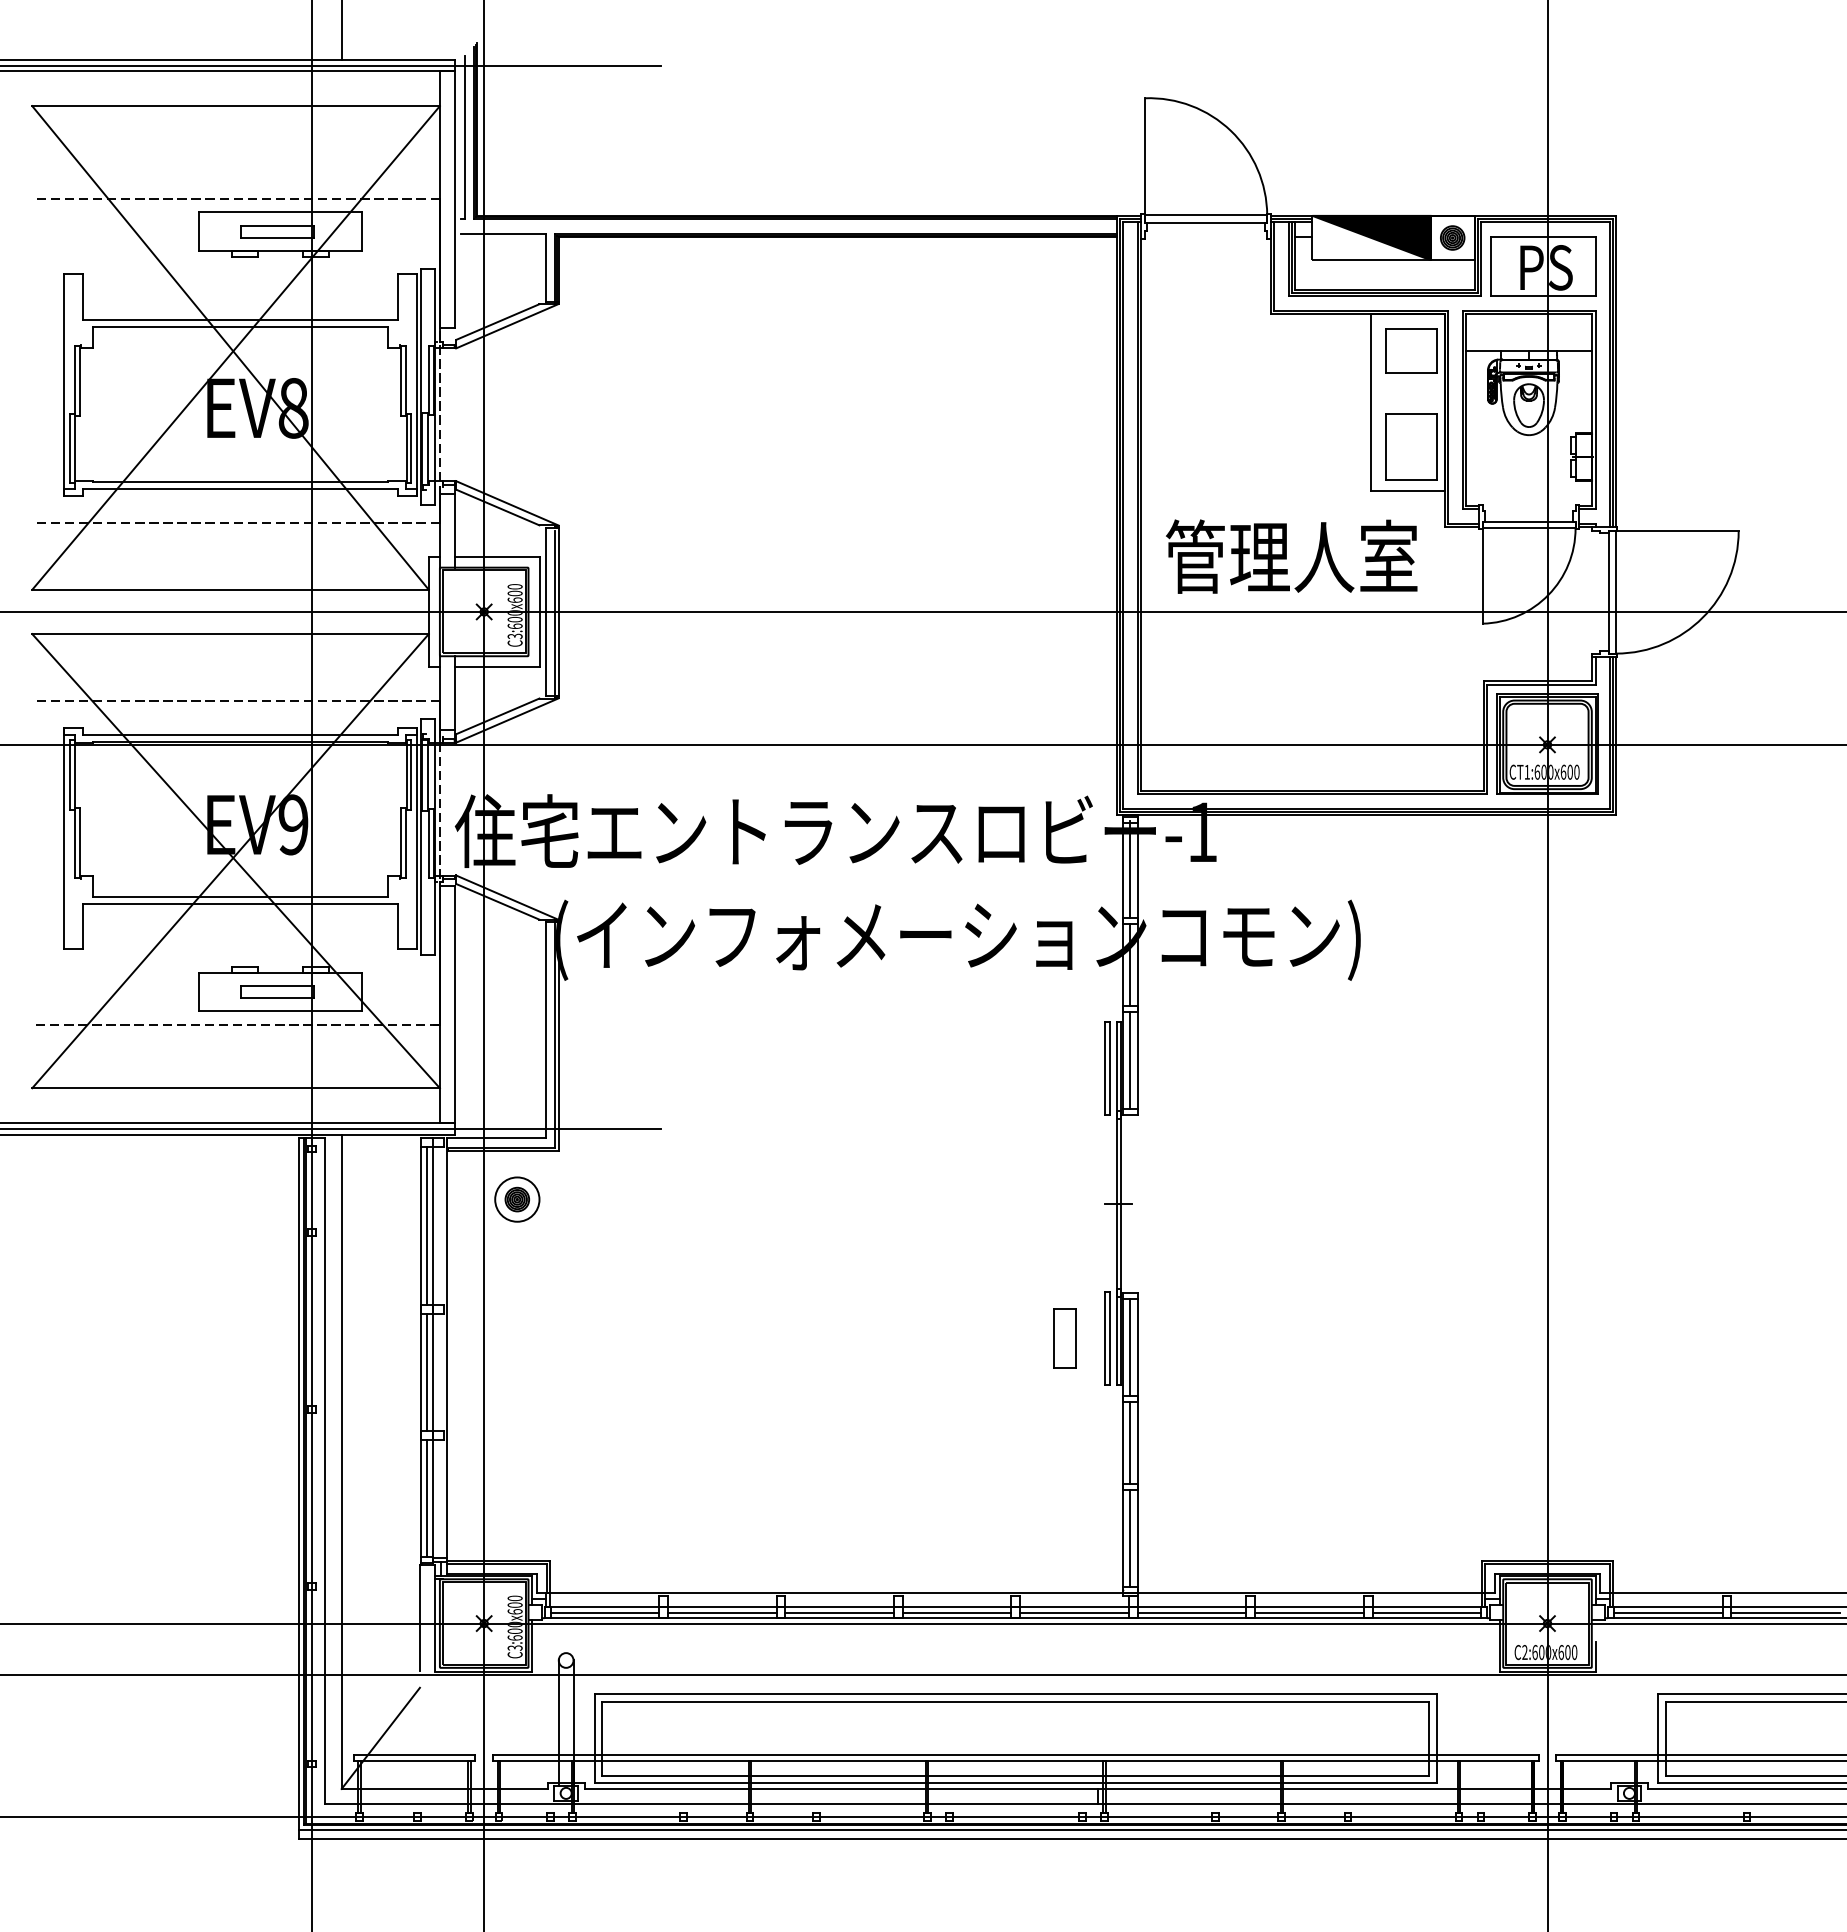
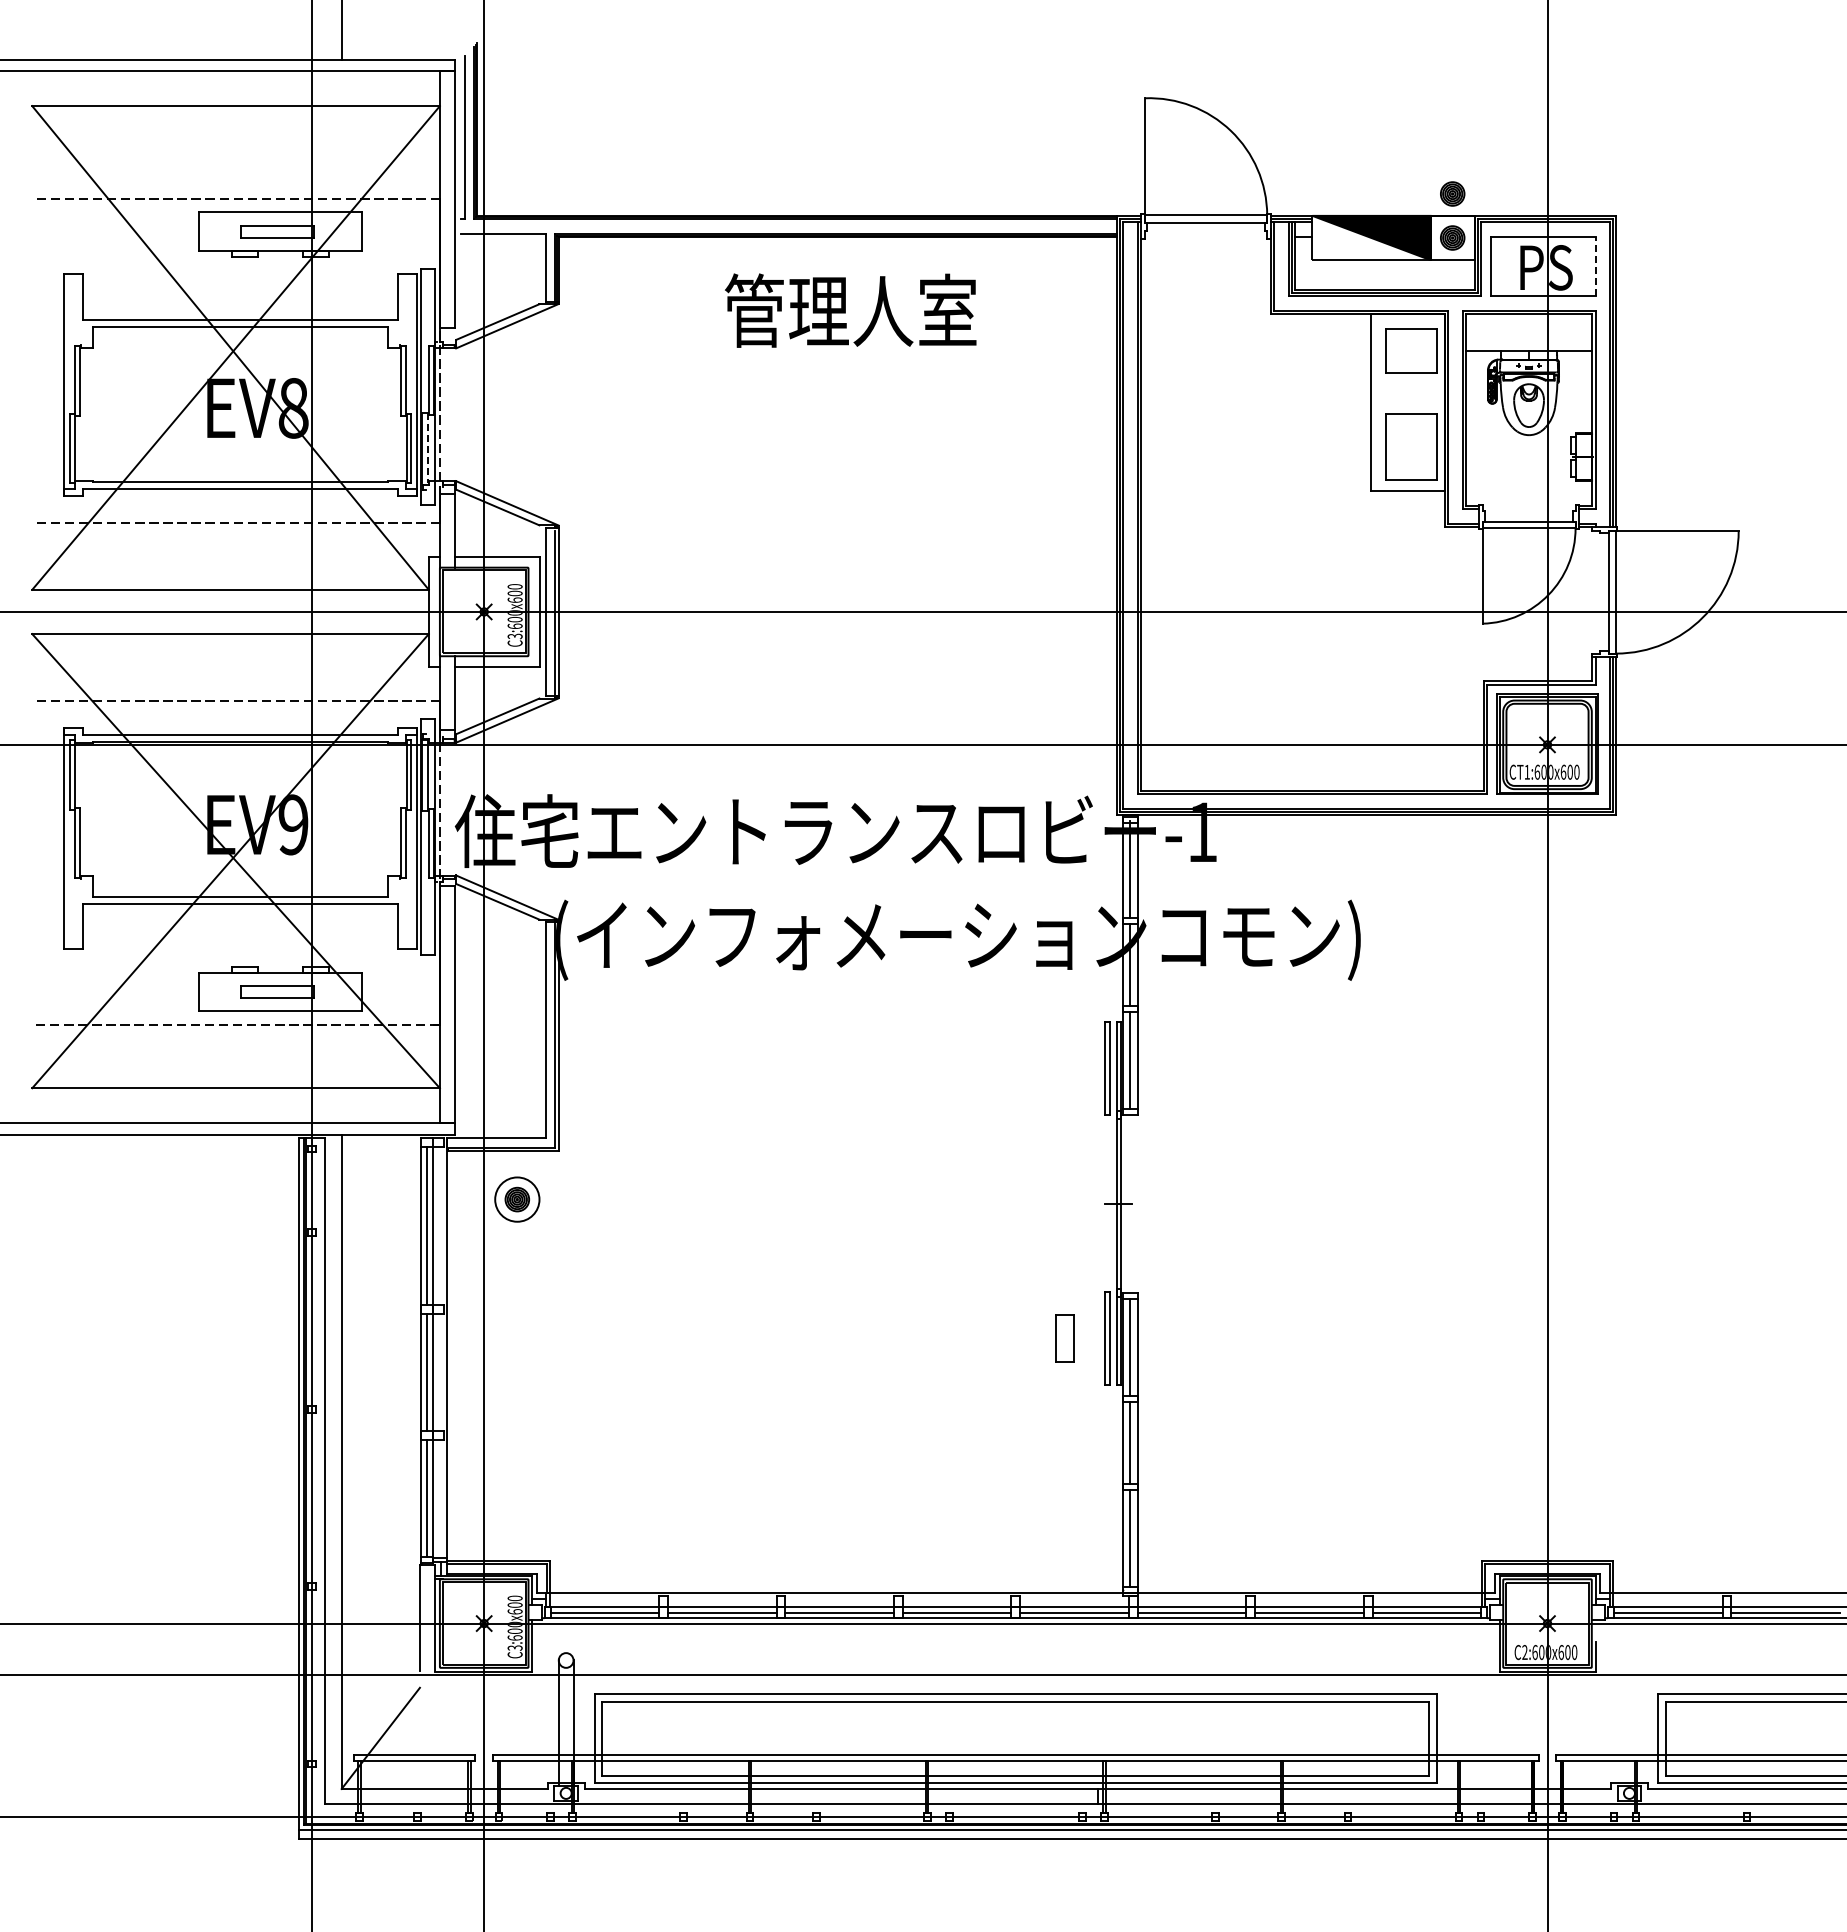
line: present -> none (331, 65)
part: none -> present (1452, 193)
line: solid -> dashed (1595, 266)
line: solid -> dashed (427, 448)
text position: (1291, 556) -> (850, 310) (850, 310)
line: present -> none (331, 1128)
part size: 24x61 px -> 20x49 px (1064, 1338)
